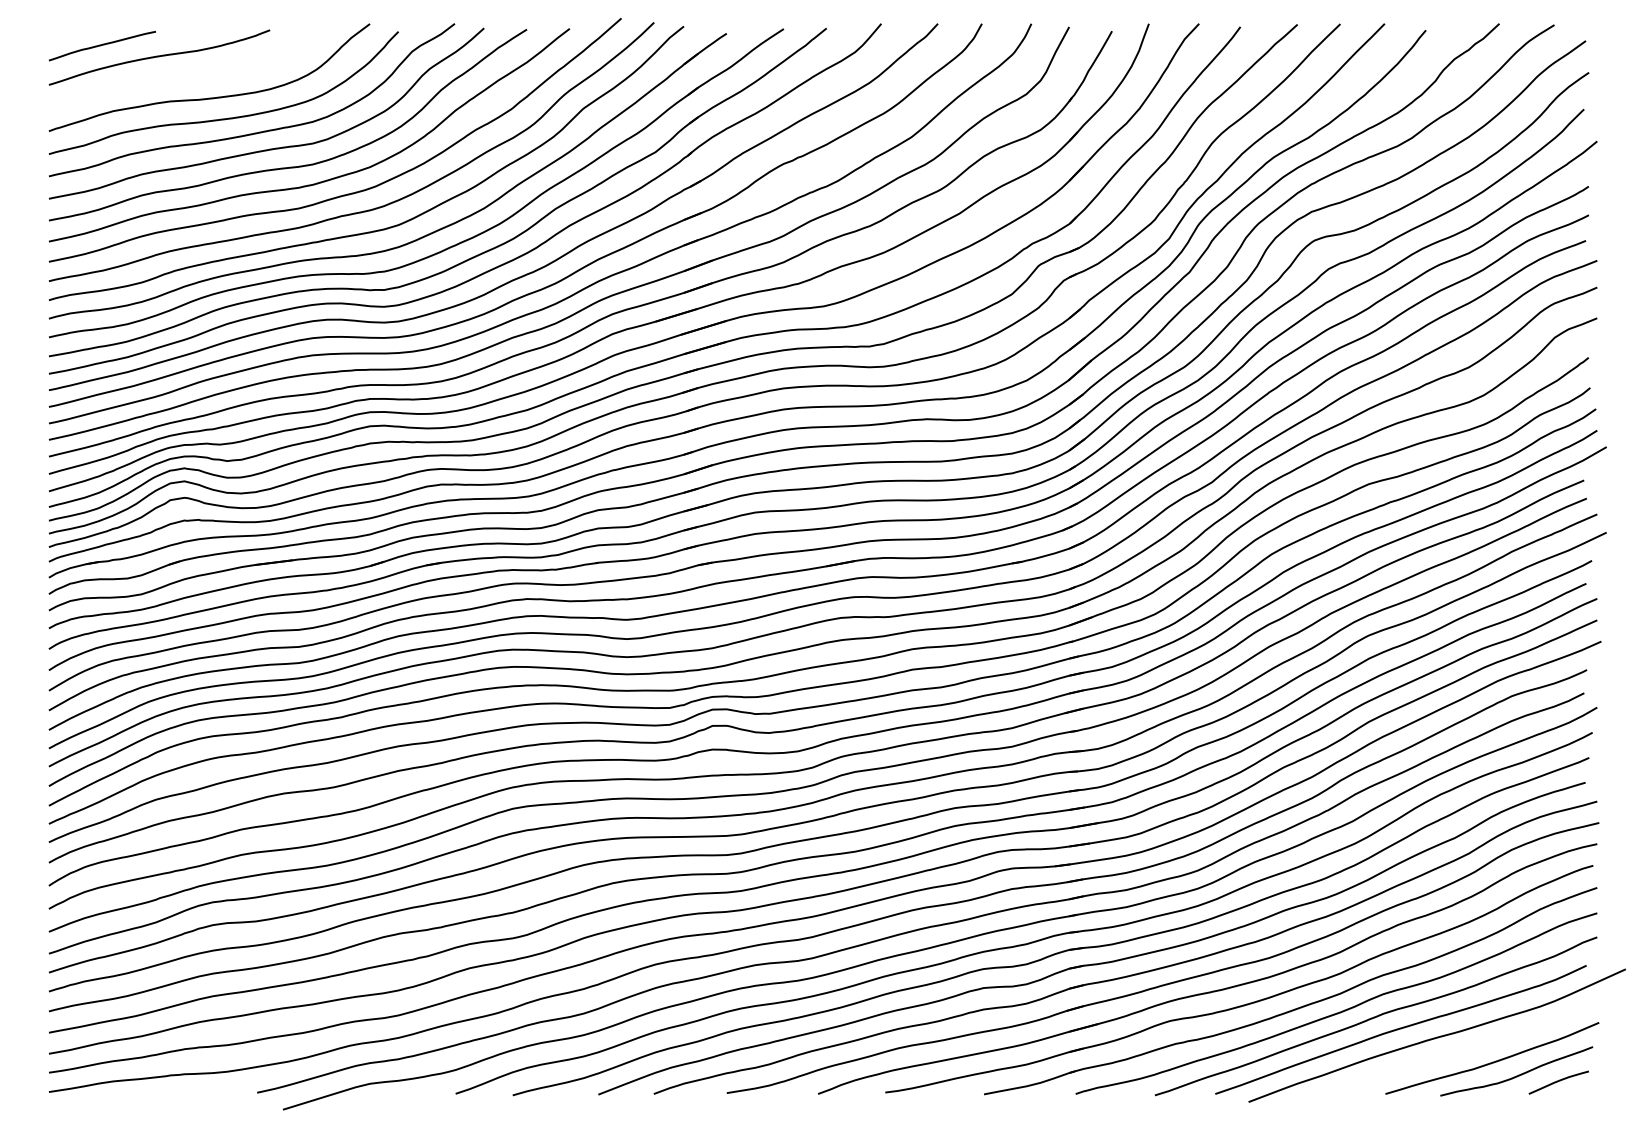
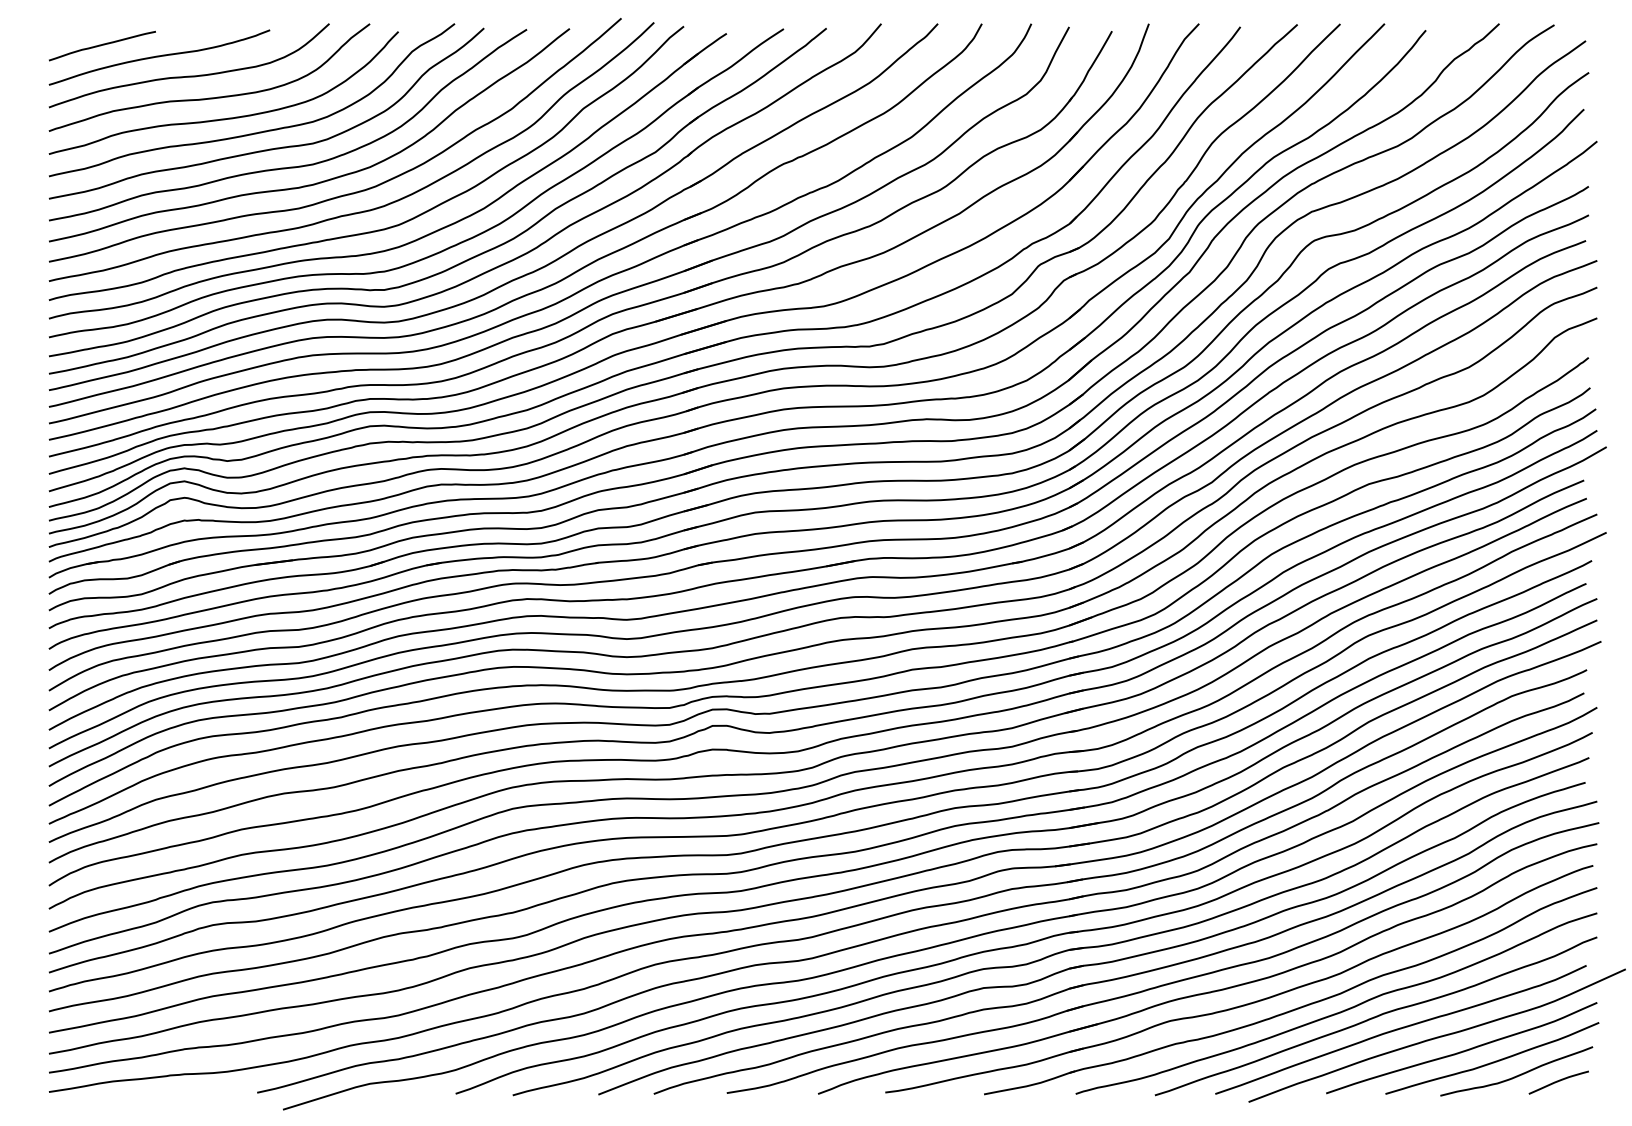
curve: none -> present (188, 75)
curve: none -> present (1462, 1050)
